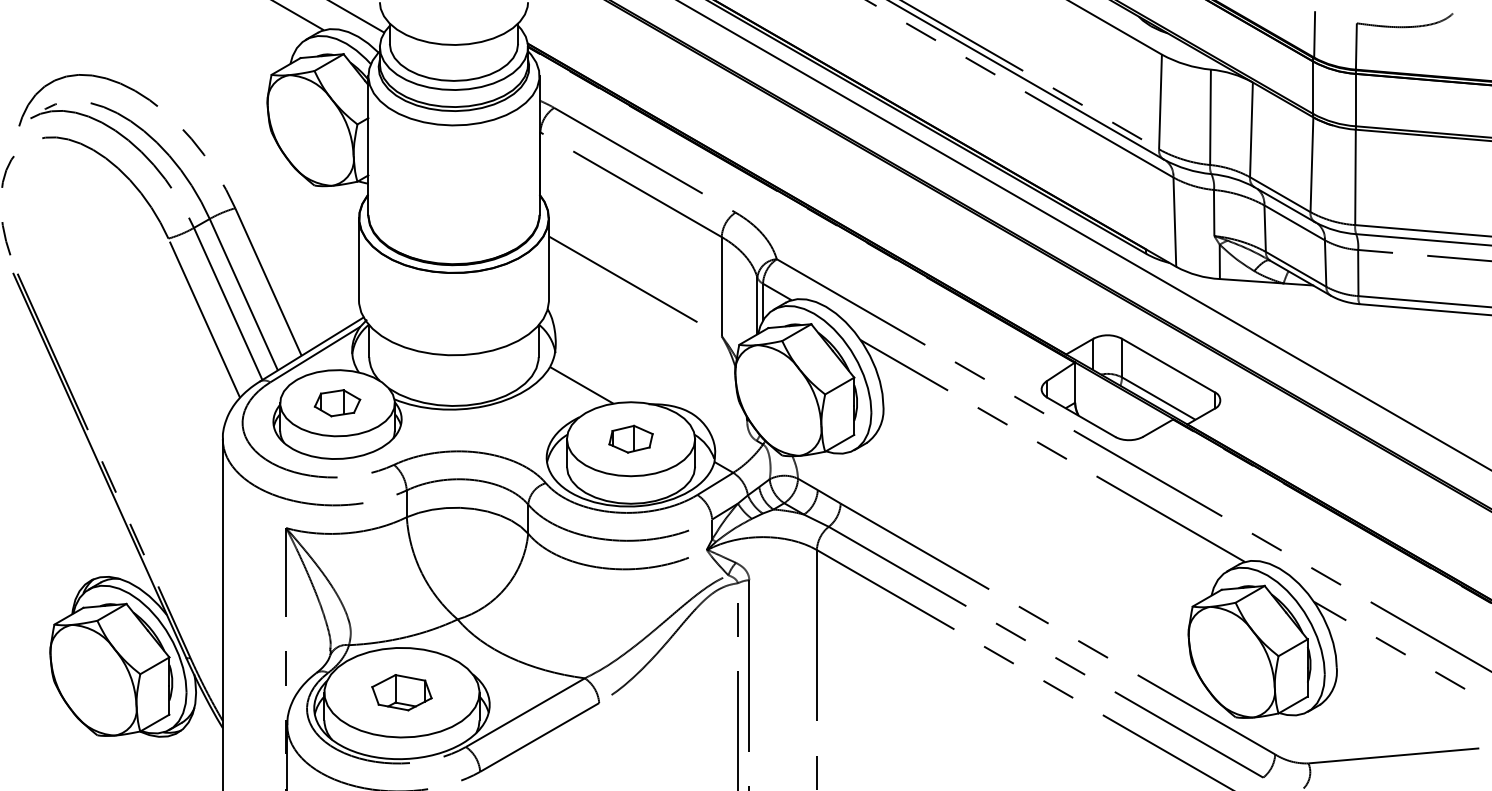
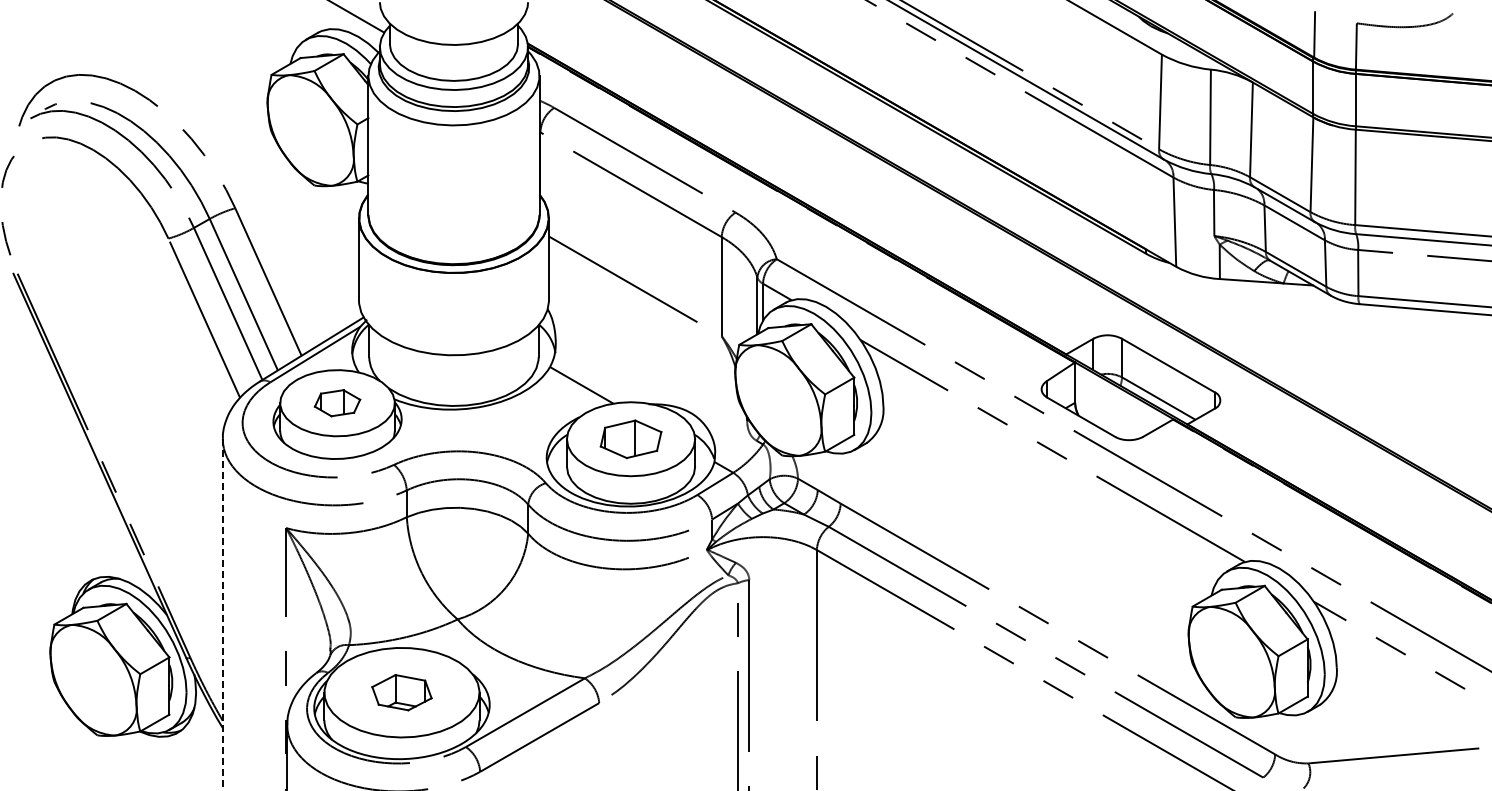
line: present -> none (299, 16)
line: present -> none (1084, 235)
part size: 46x30 px -> 64x41 px (630, 439)
line: solid -> dashed (222, 615)
